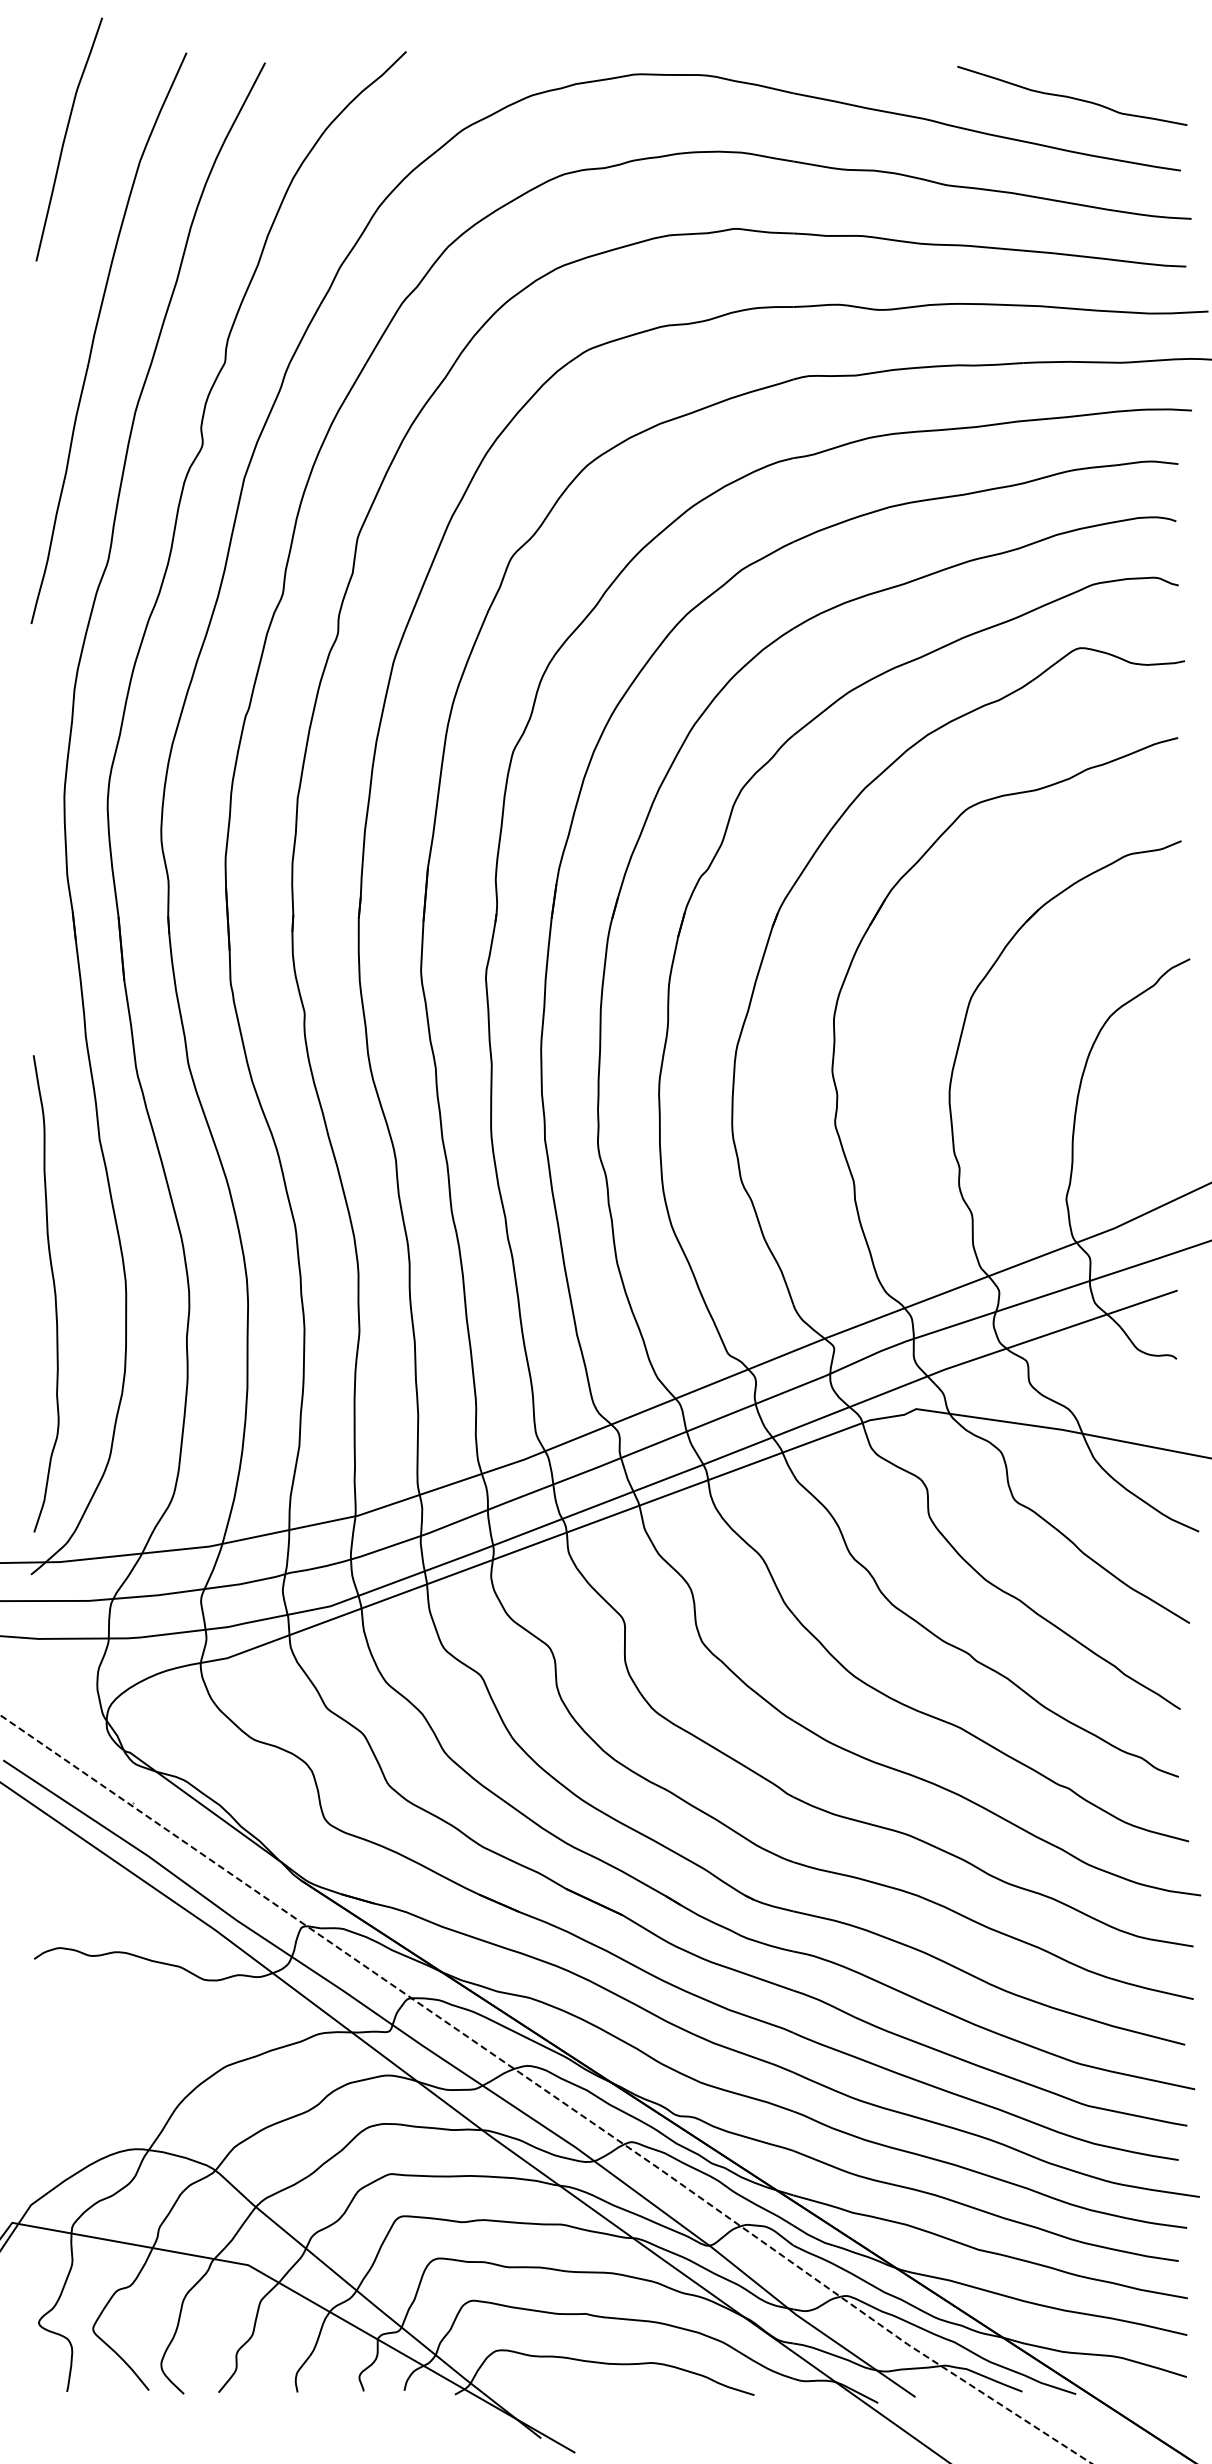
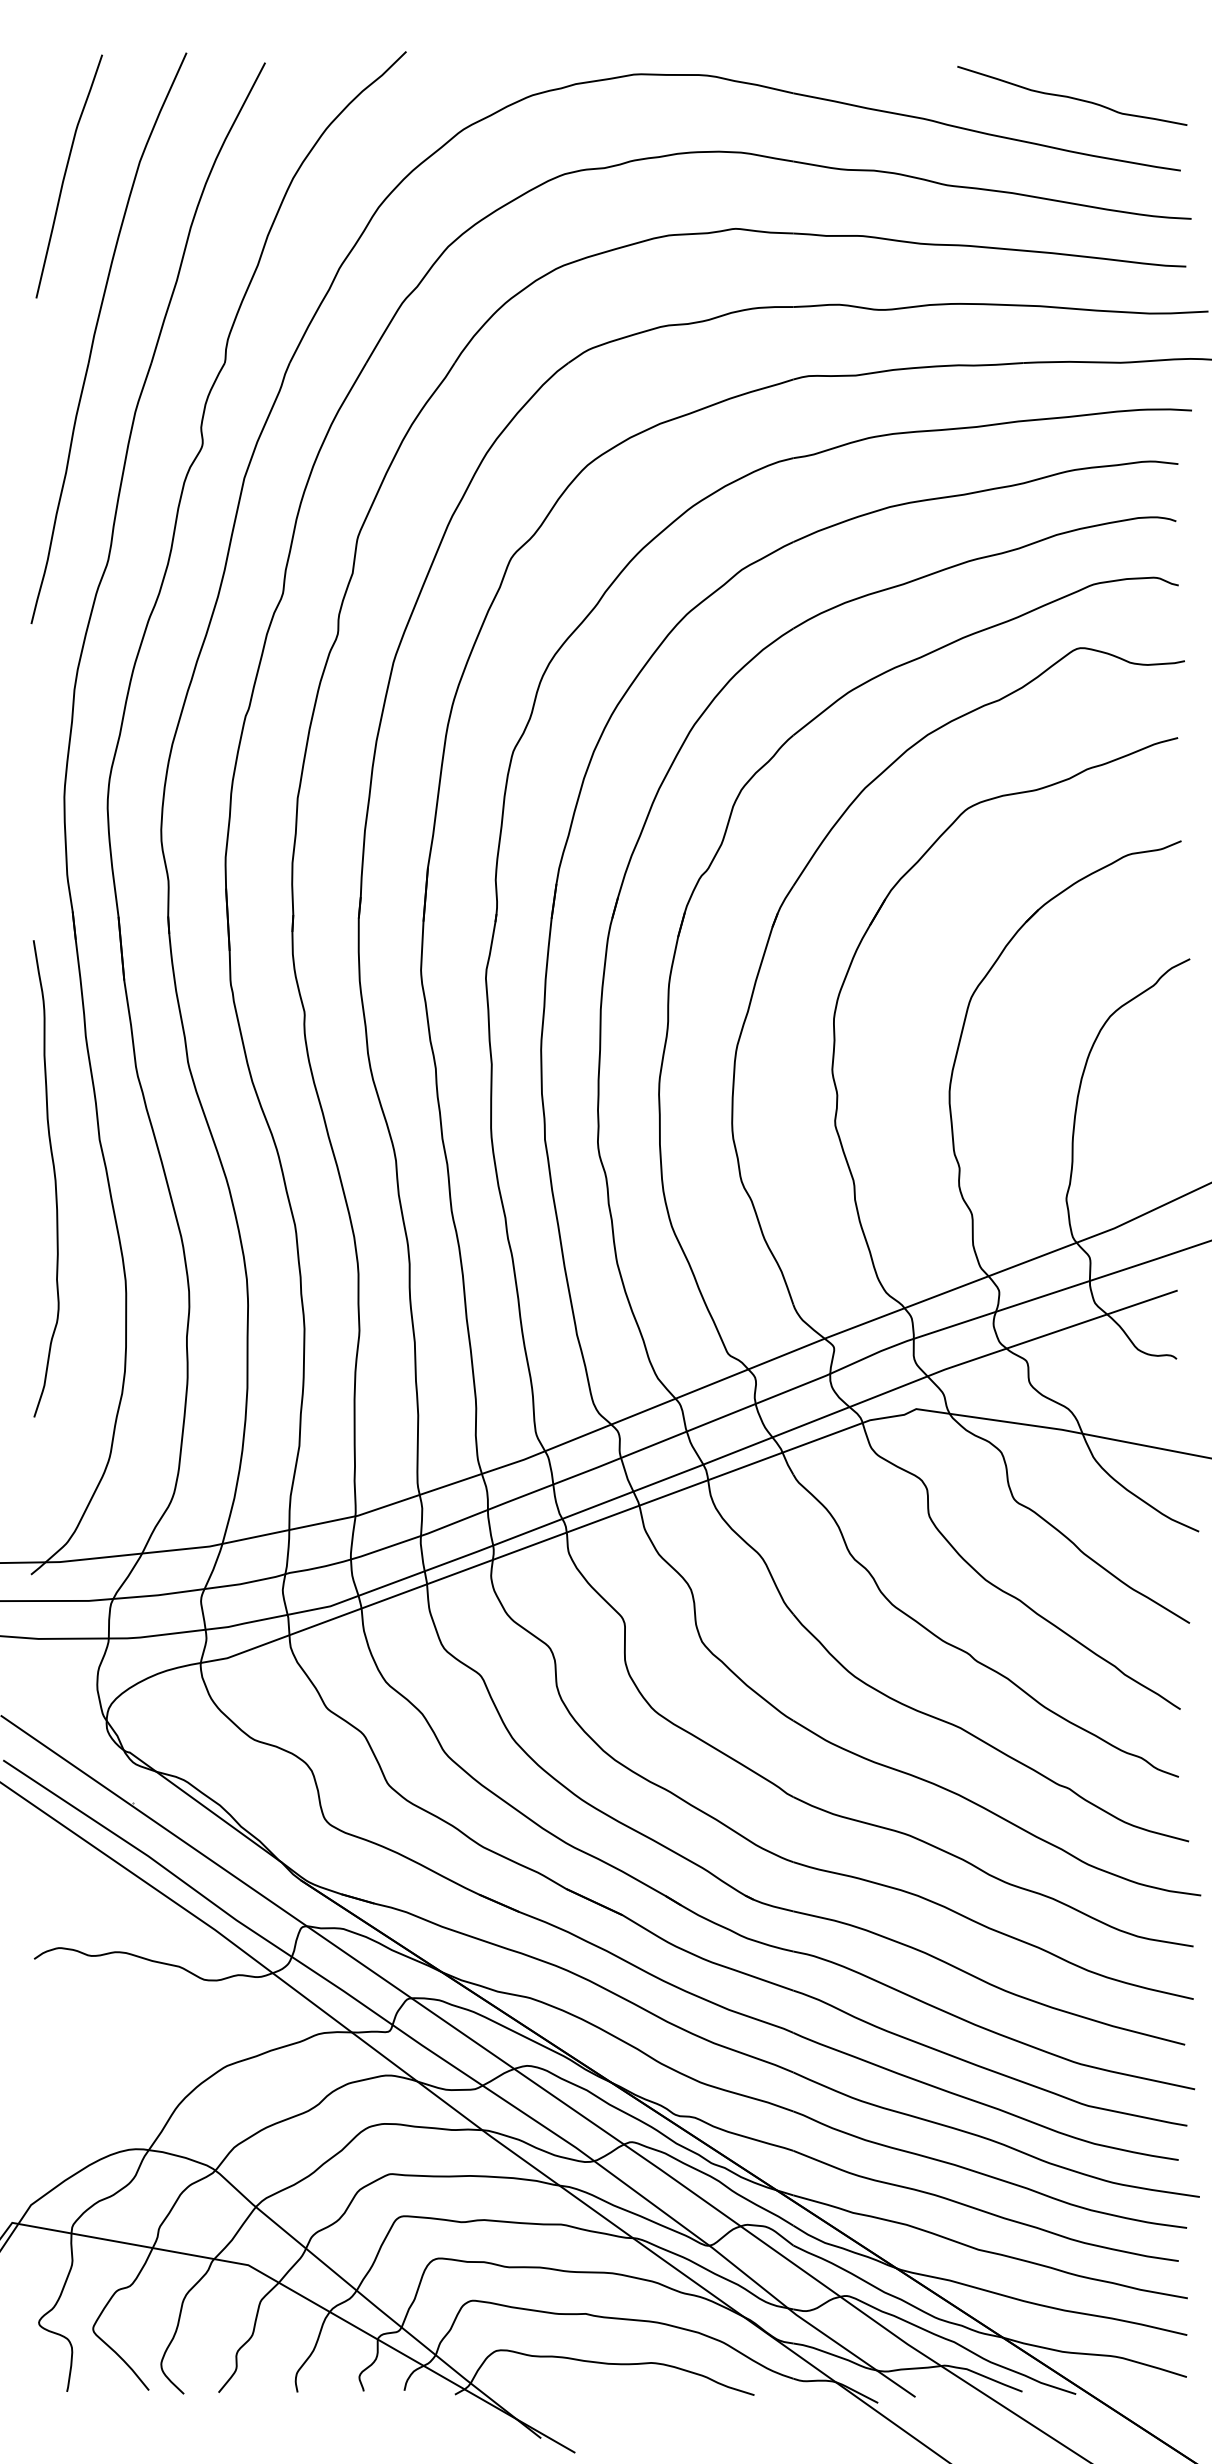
curve position: (65, 139) -> (65, 176) (65, 176)
curve position: (53, 1289) -> (53, 1174) (53, 1174)
line: dashed -> solid (546, 2091)
